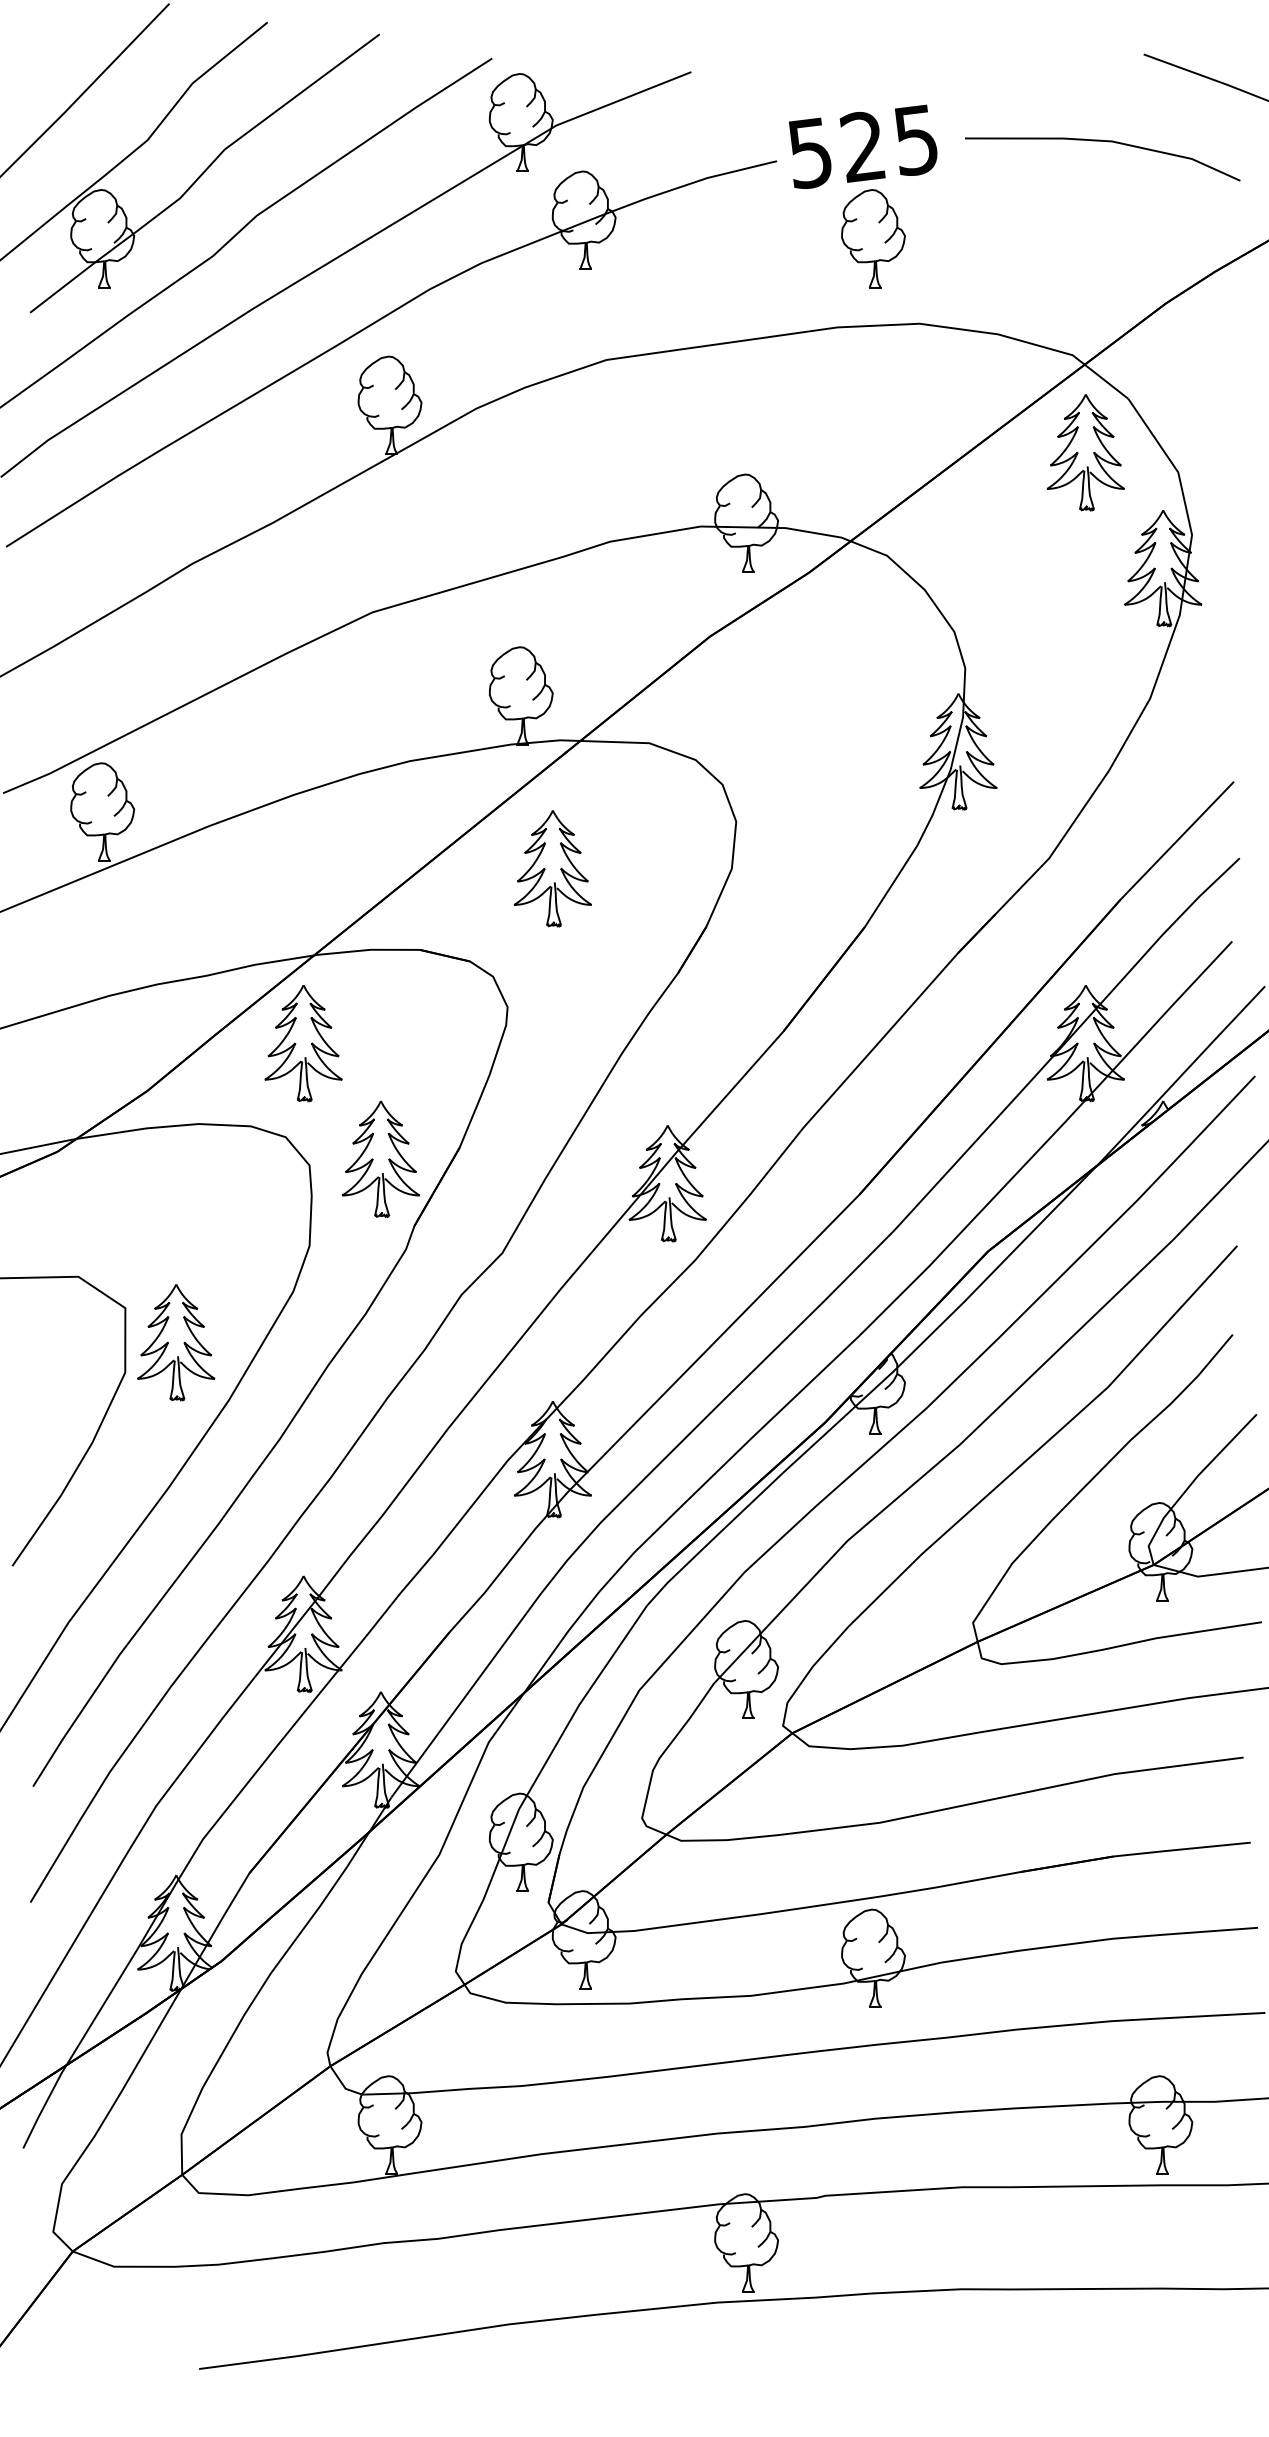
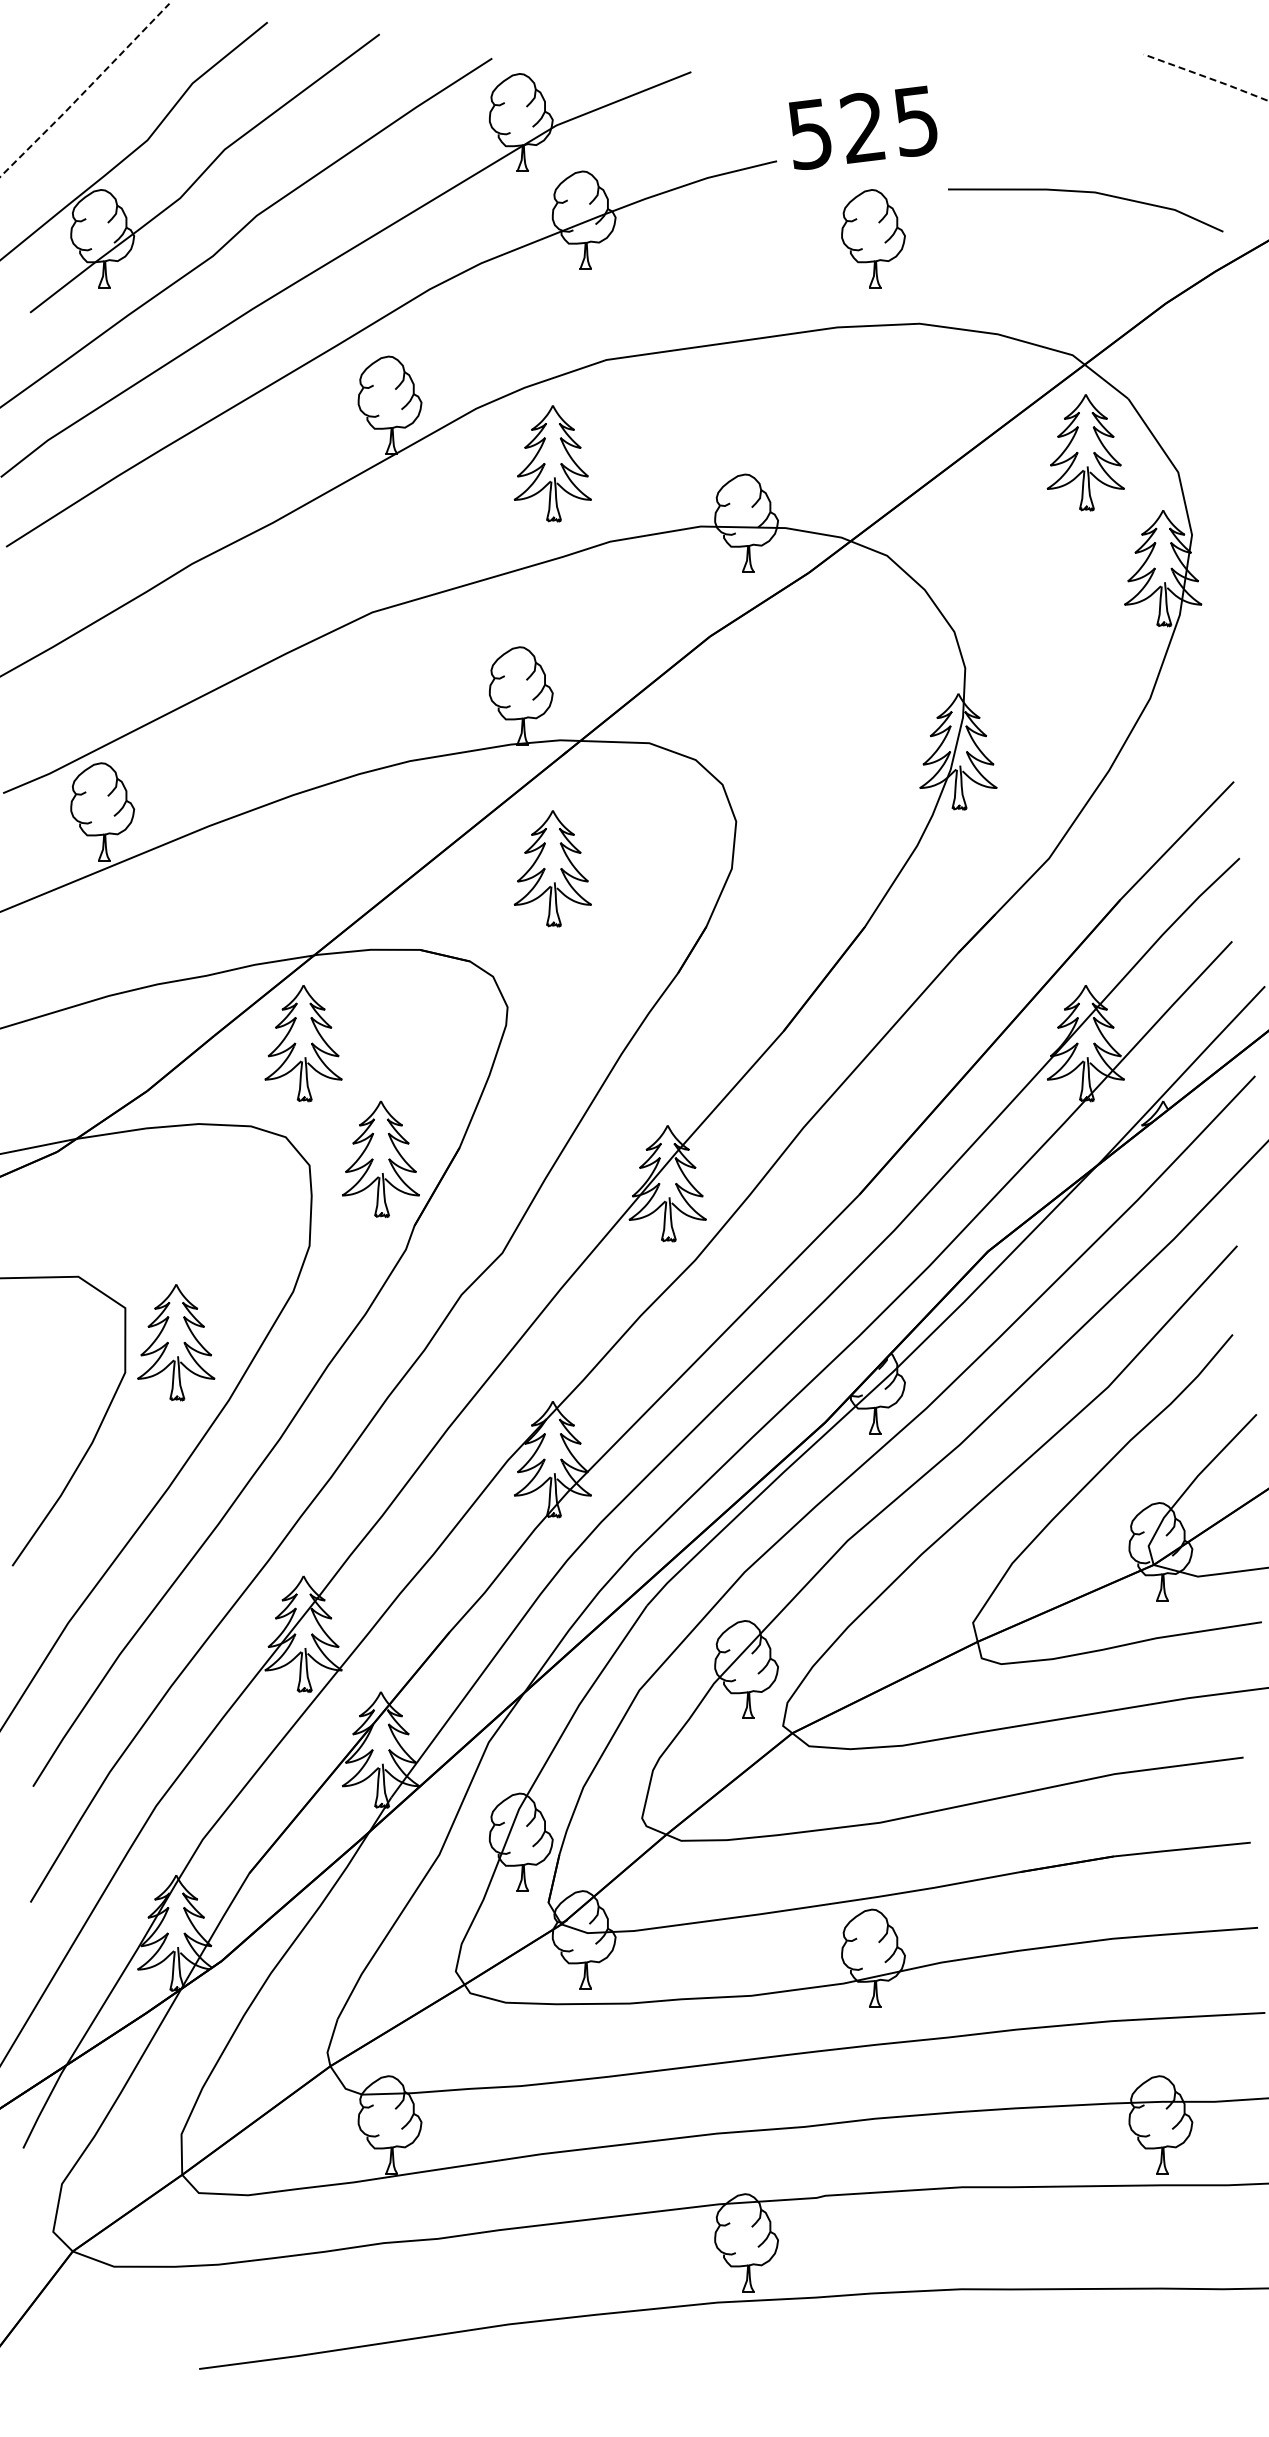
line: solid -> dashed (1206, 77)
line: solid -> dashed (85, 91)
curve position: (1107, 142) -> (1090, 193) (1090, 193)
text position: (863, 146) -> (863, 127) (863, 127)
part: none -> present (552, 463)
